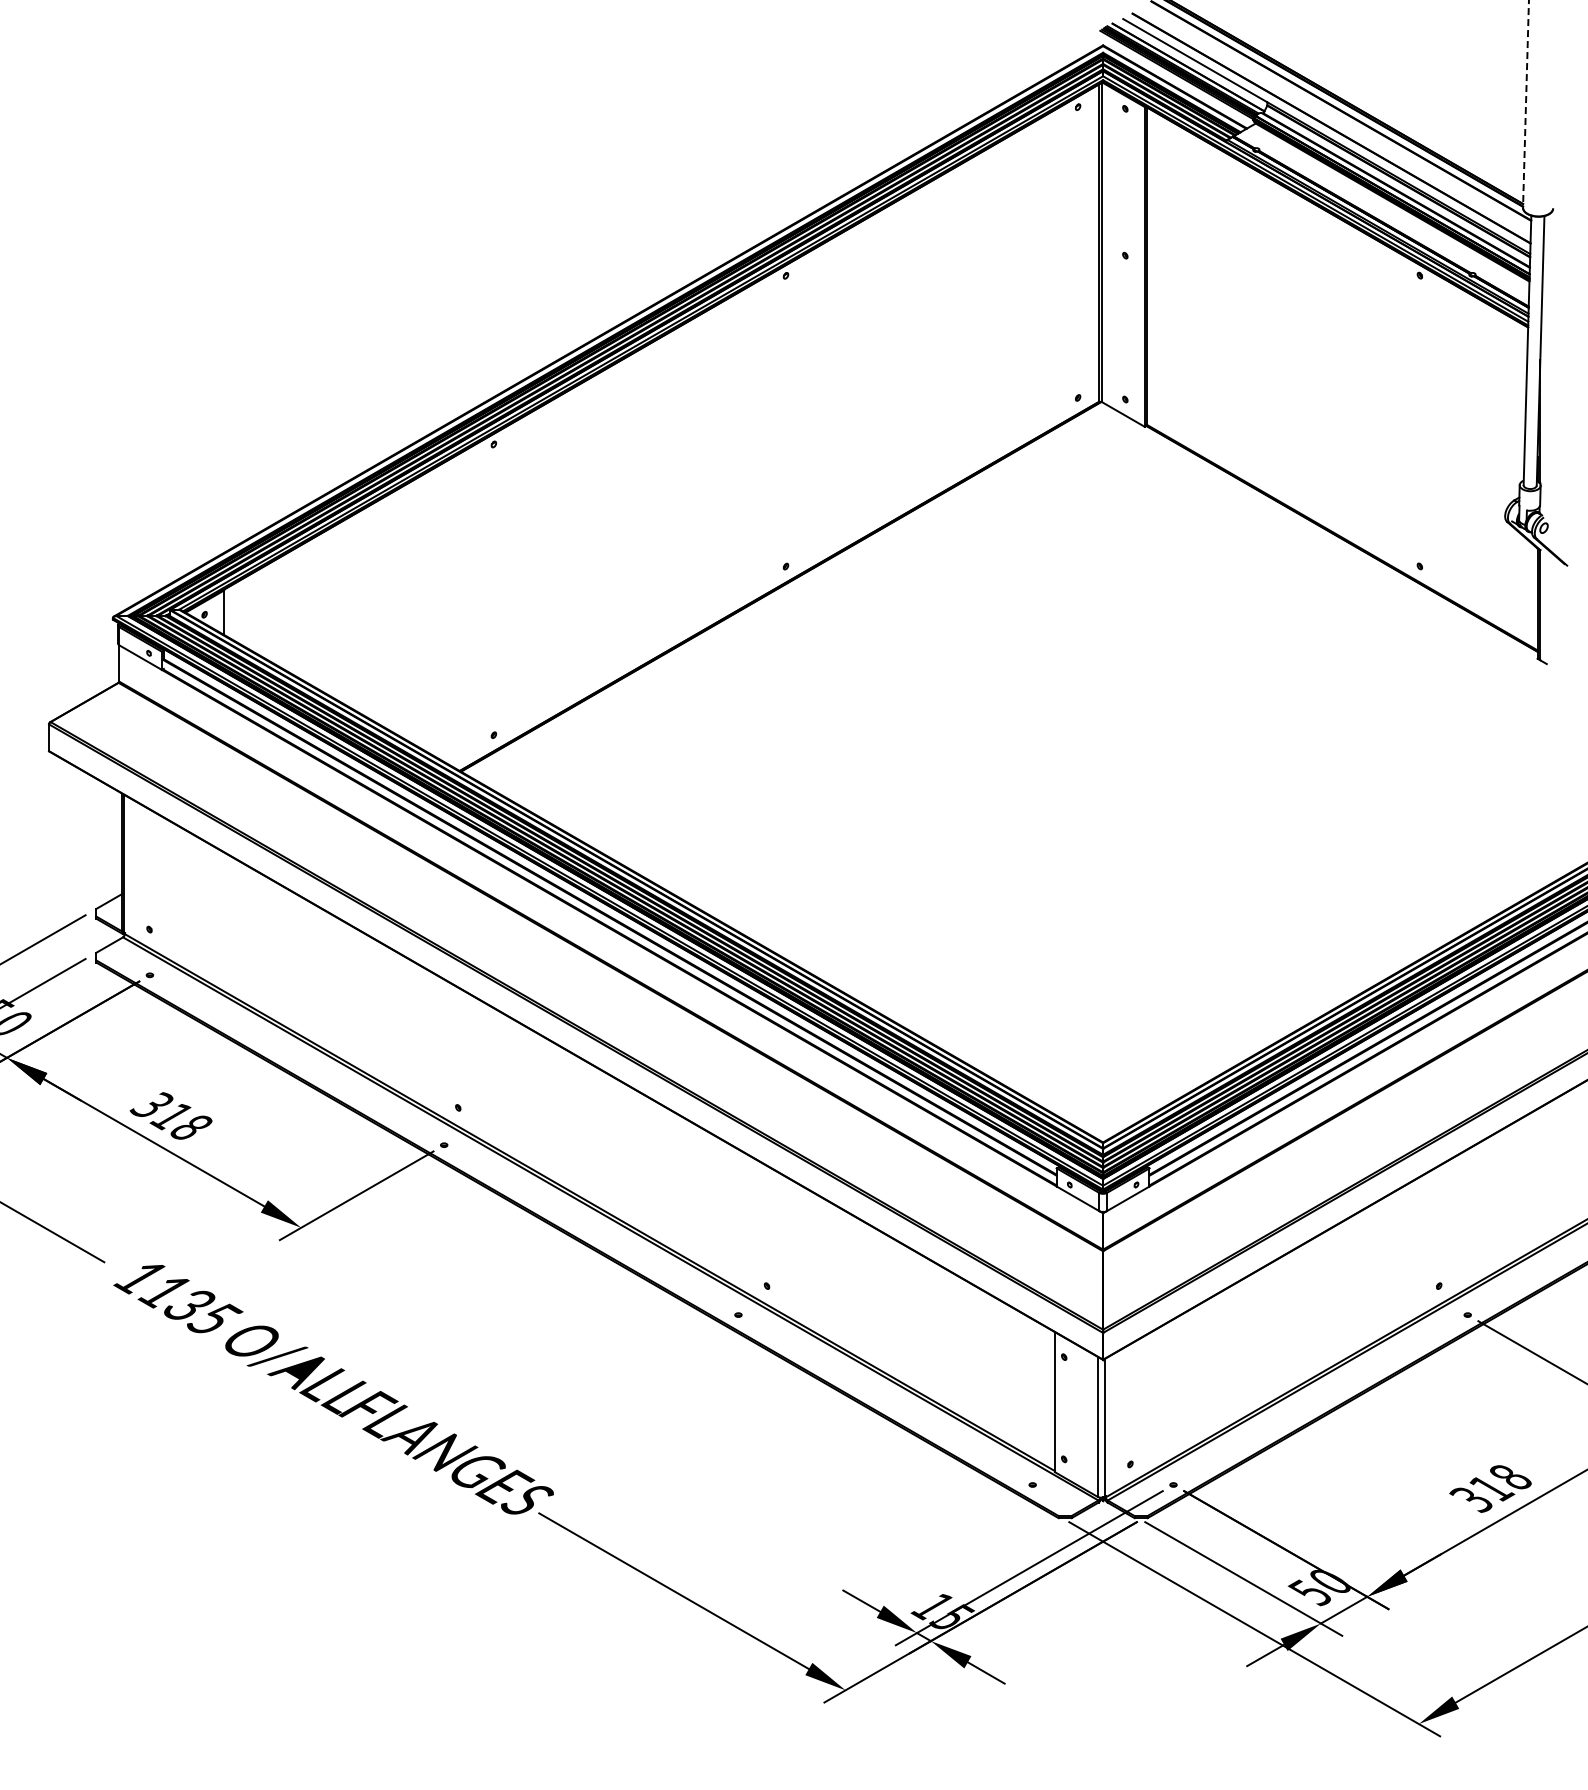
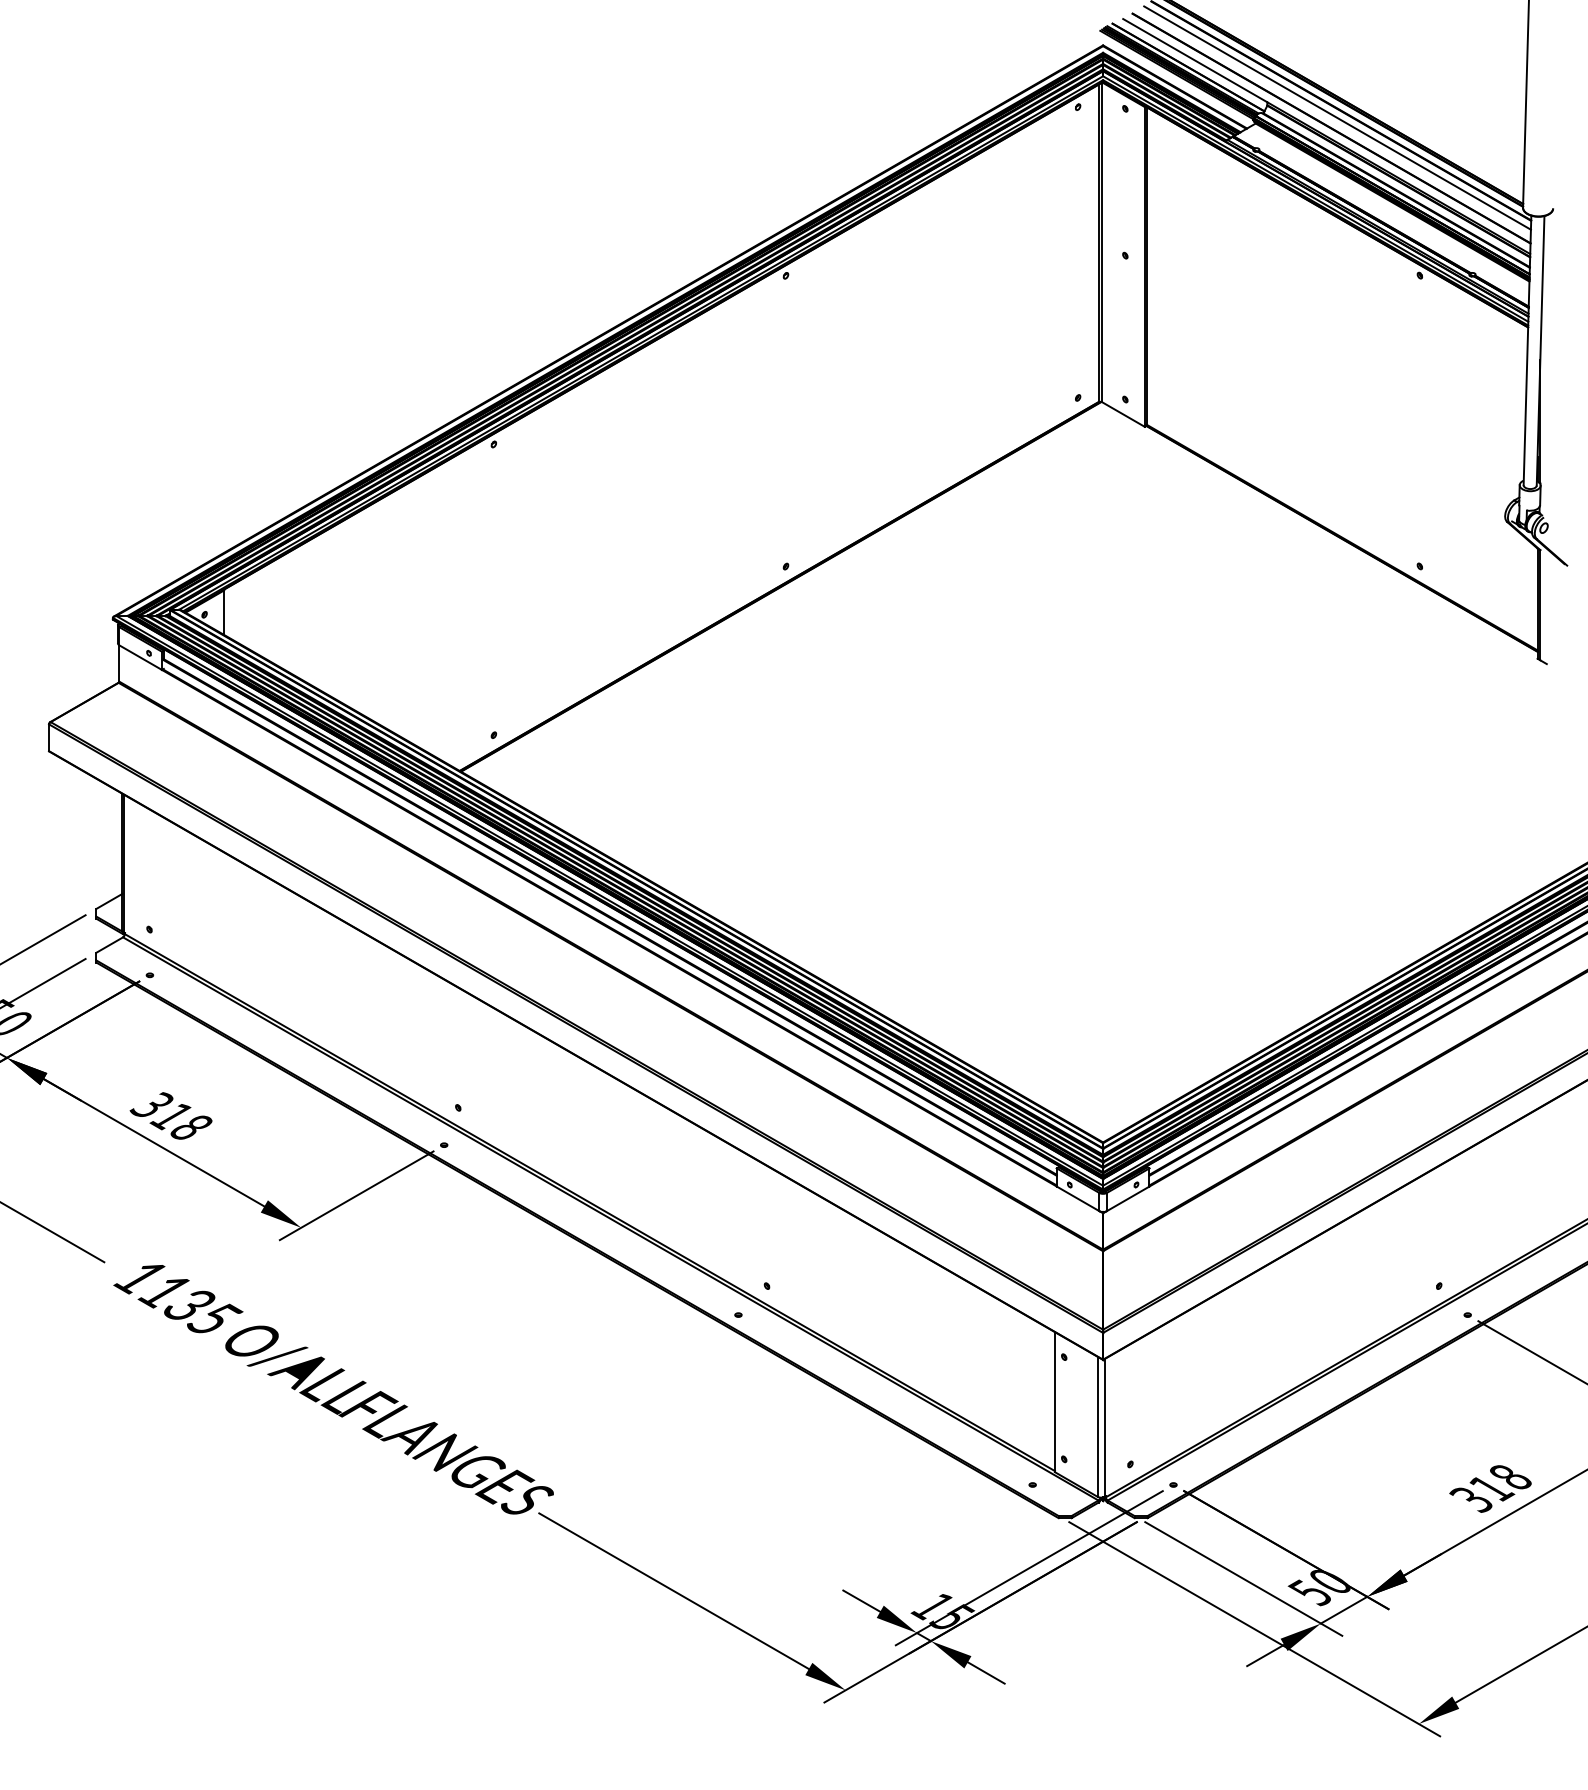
line: dashed -> solid (1525, 104)
line: none -> present (1337, 117)
